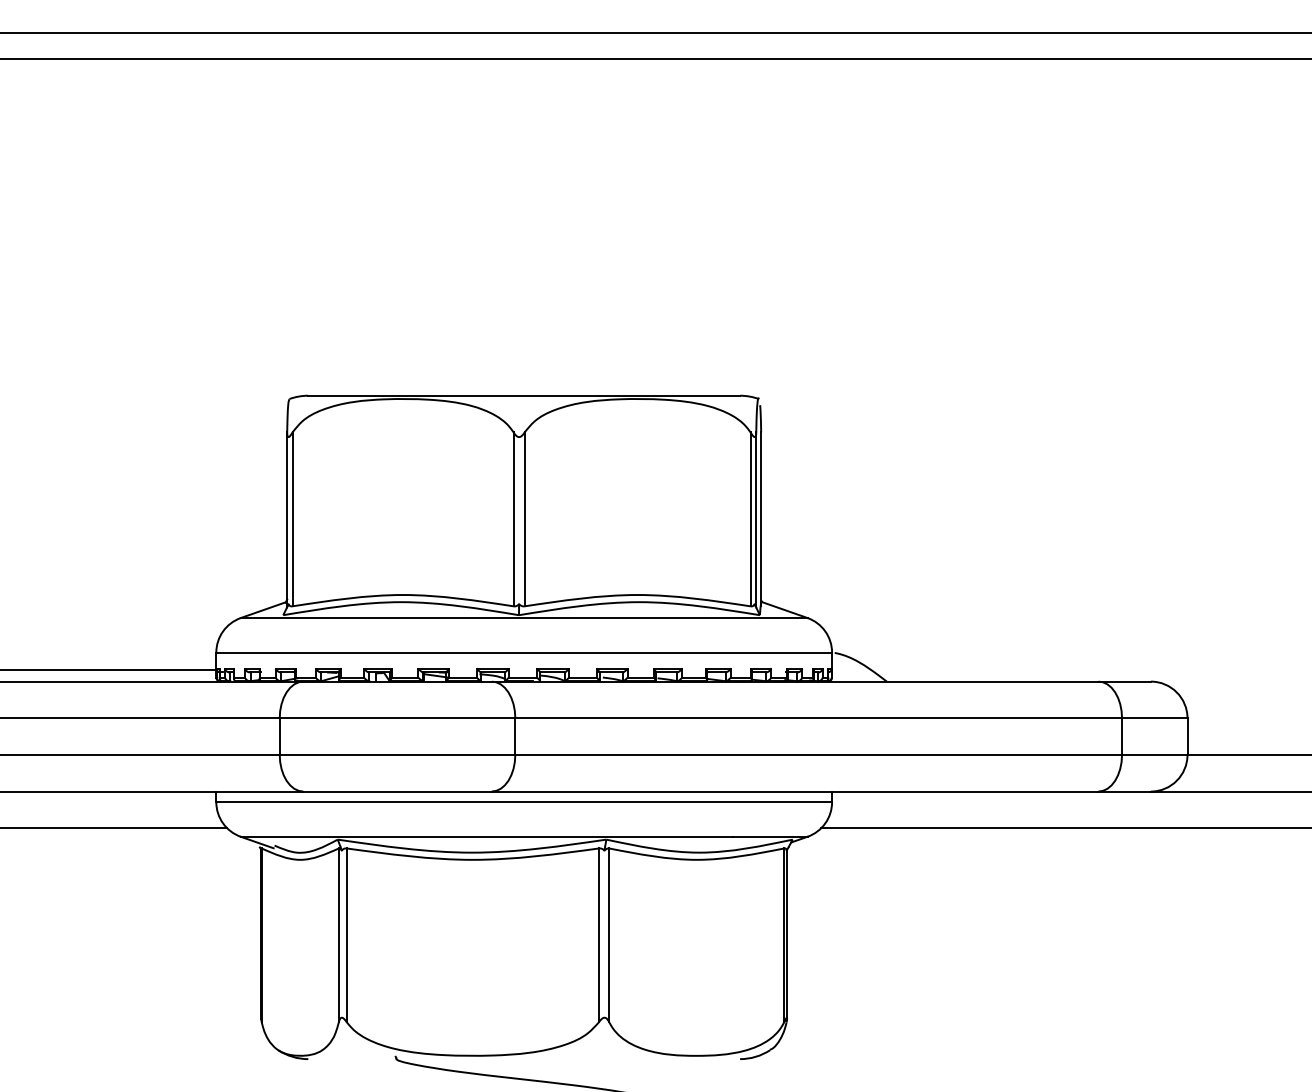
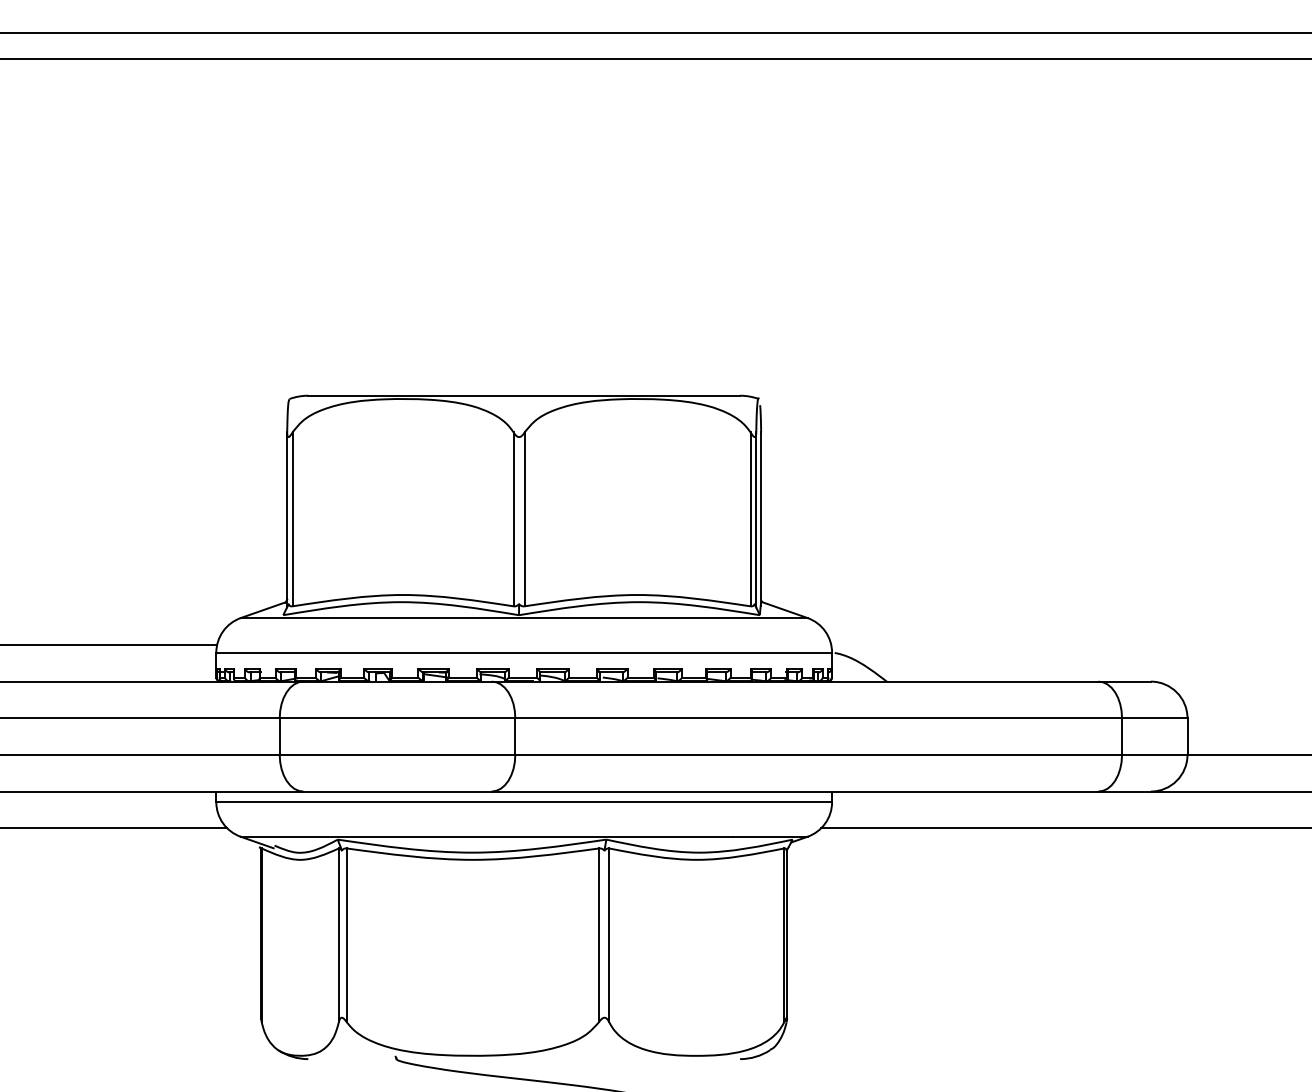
line position: (109, 669) -> (109, 644) (109, 644)
